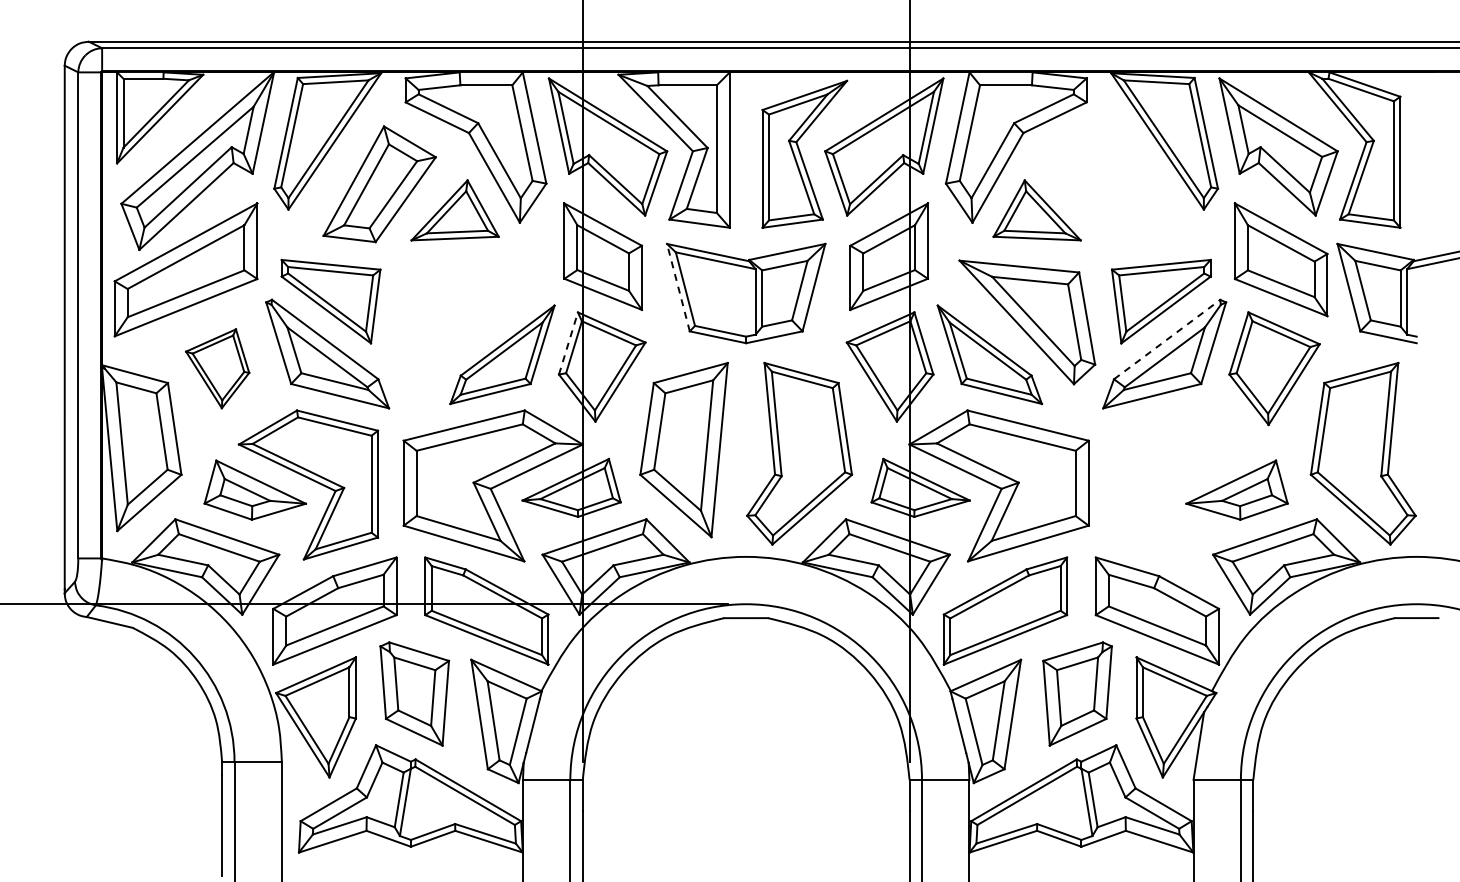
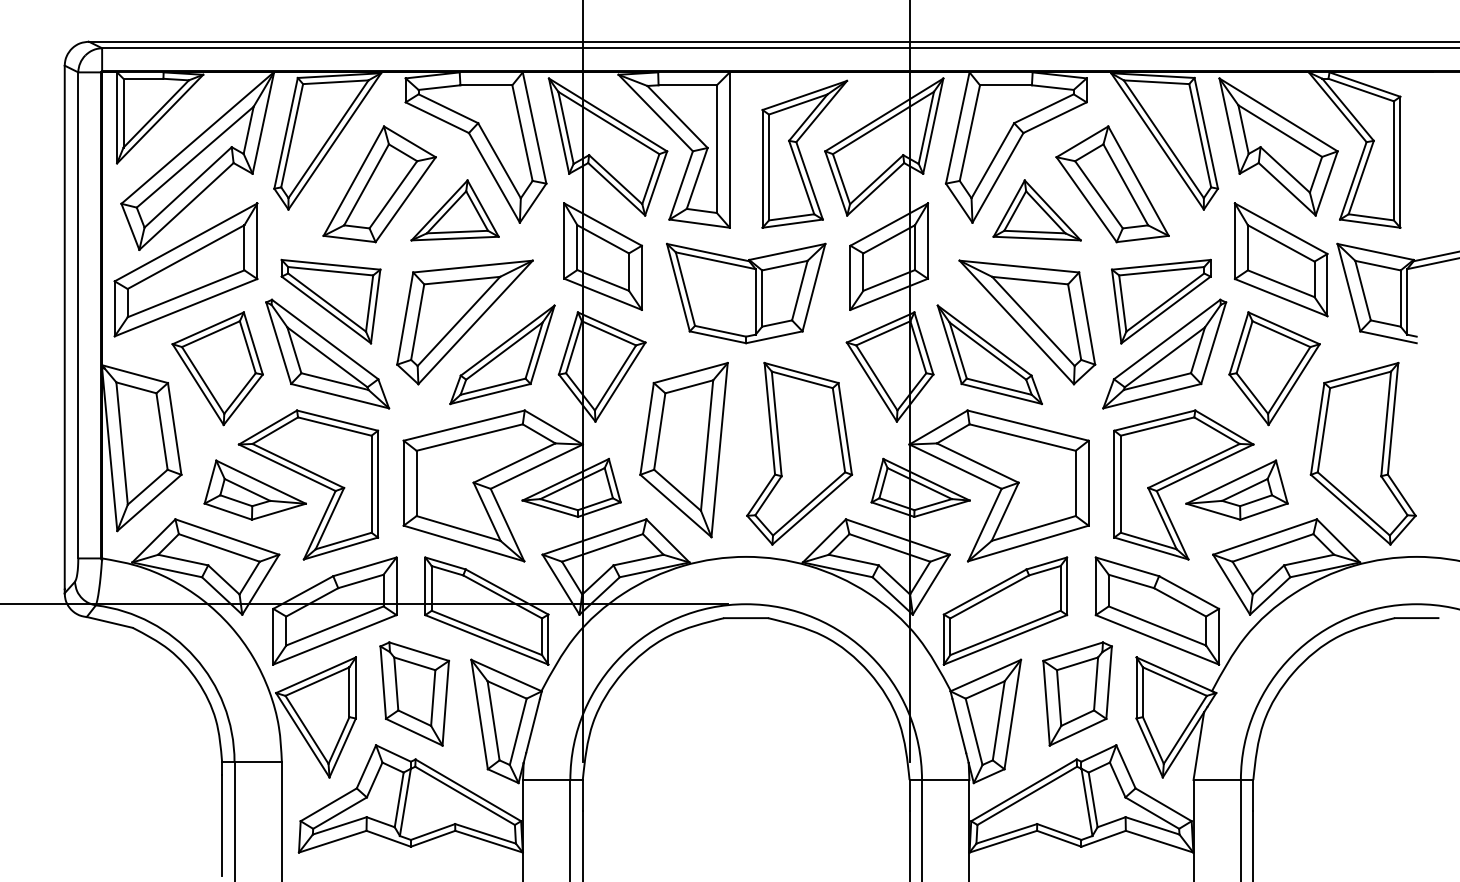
part: none -> present (1112, 184)
line: dashed -> solid (678, 287)
part: none -> present (464, 322)
line: dashed -> solid (1167, 339)
line: dashed -> solid (568, 343)
part size: 66x82 px -> 93x116 px (217, 368)
part: none -> present (1183, 484)
